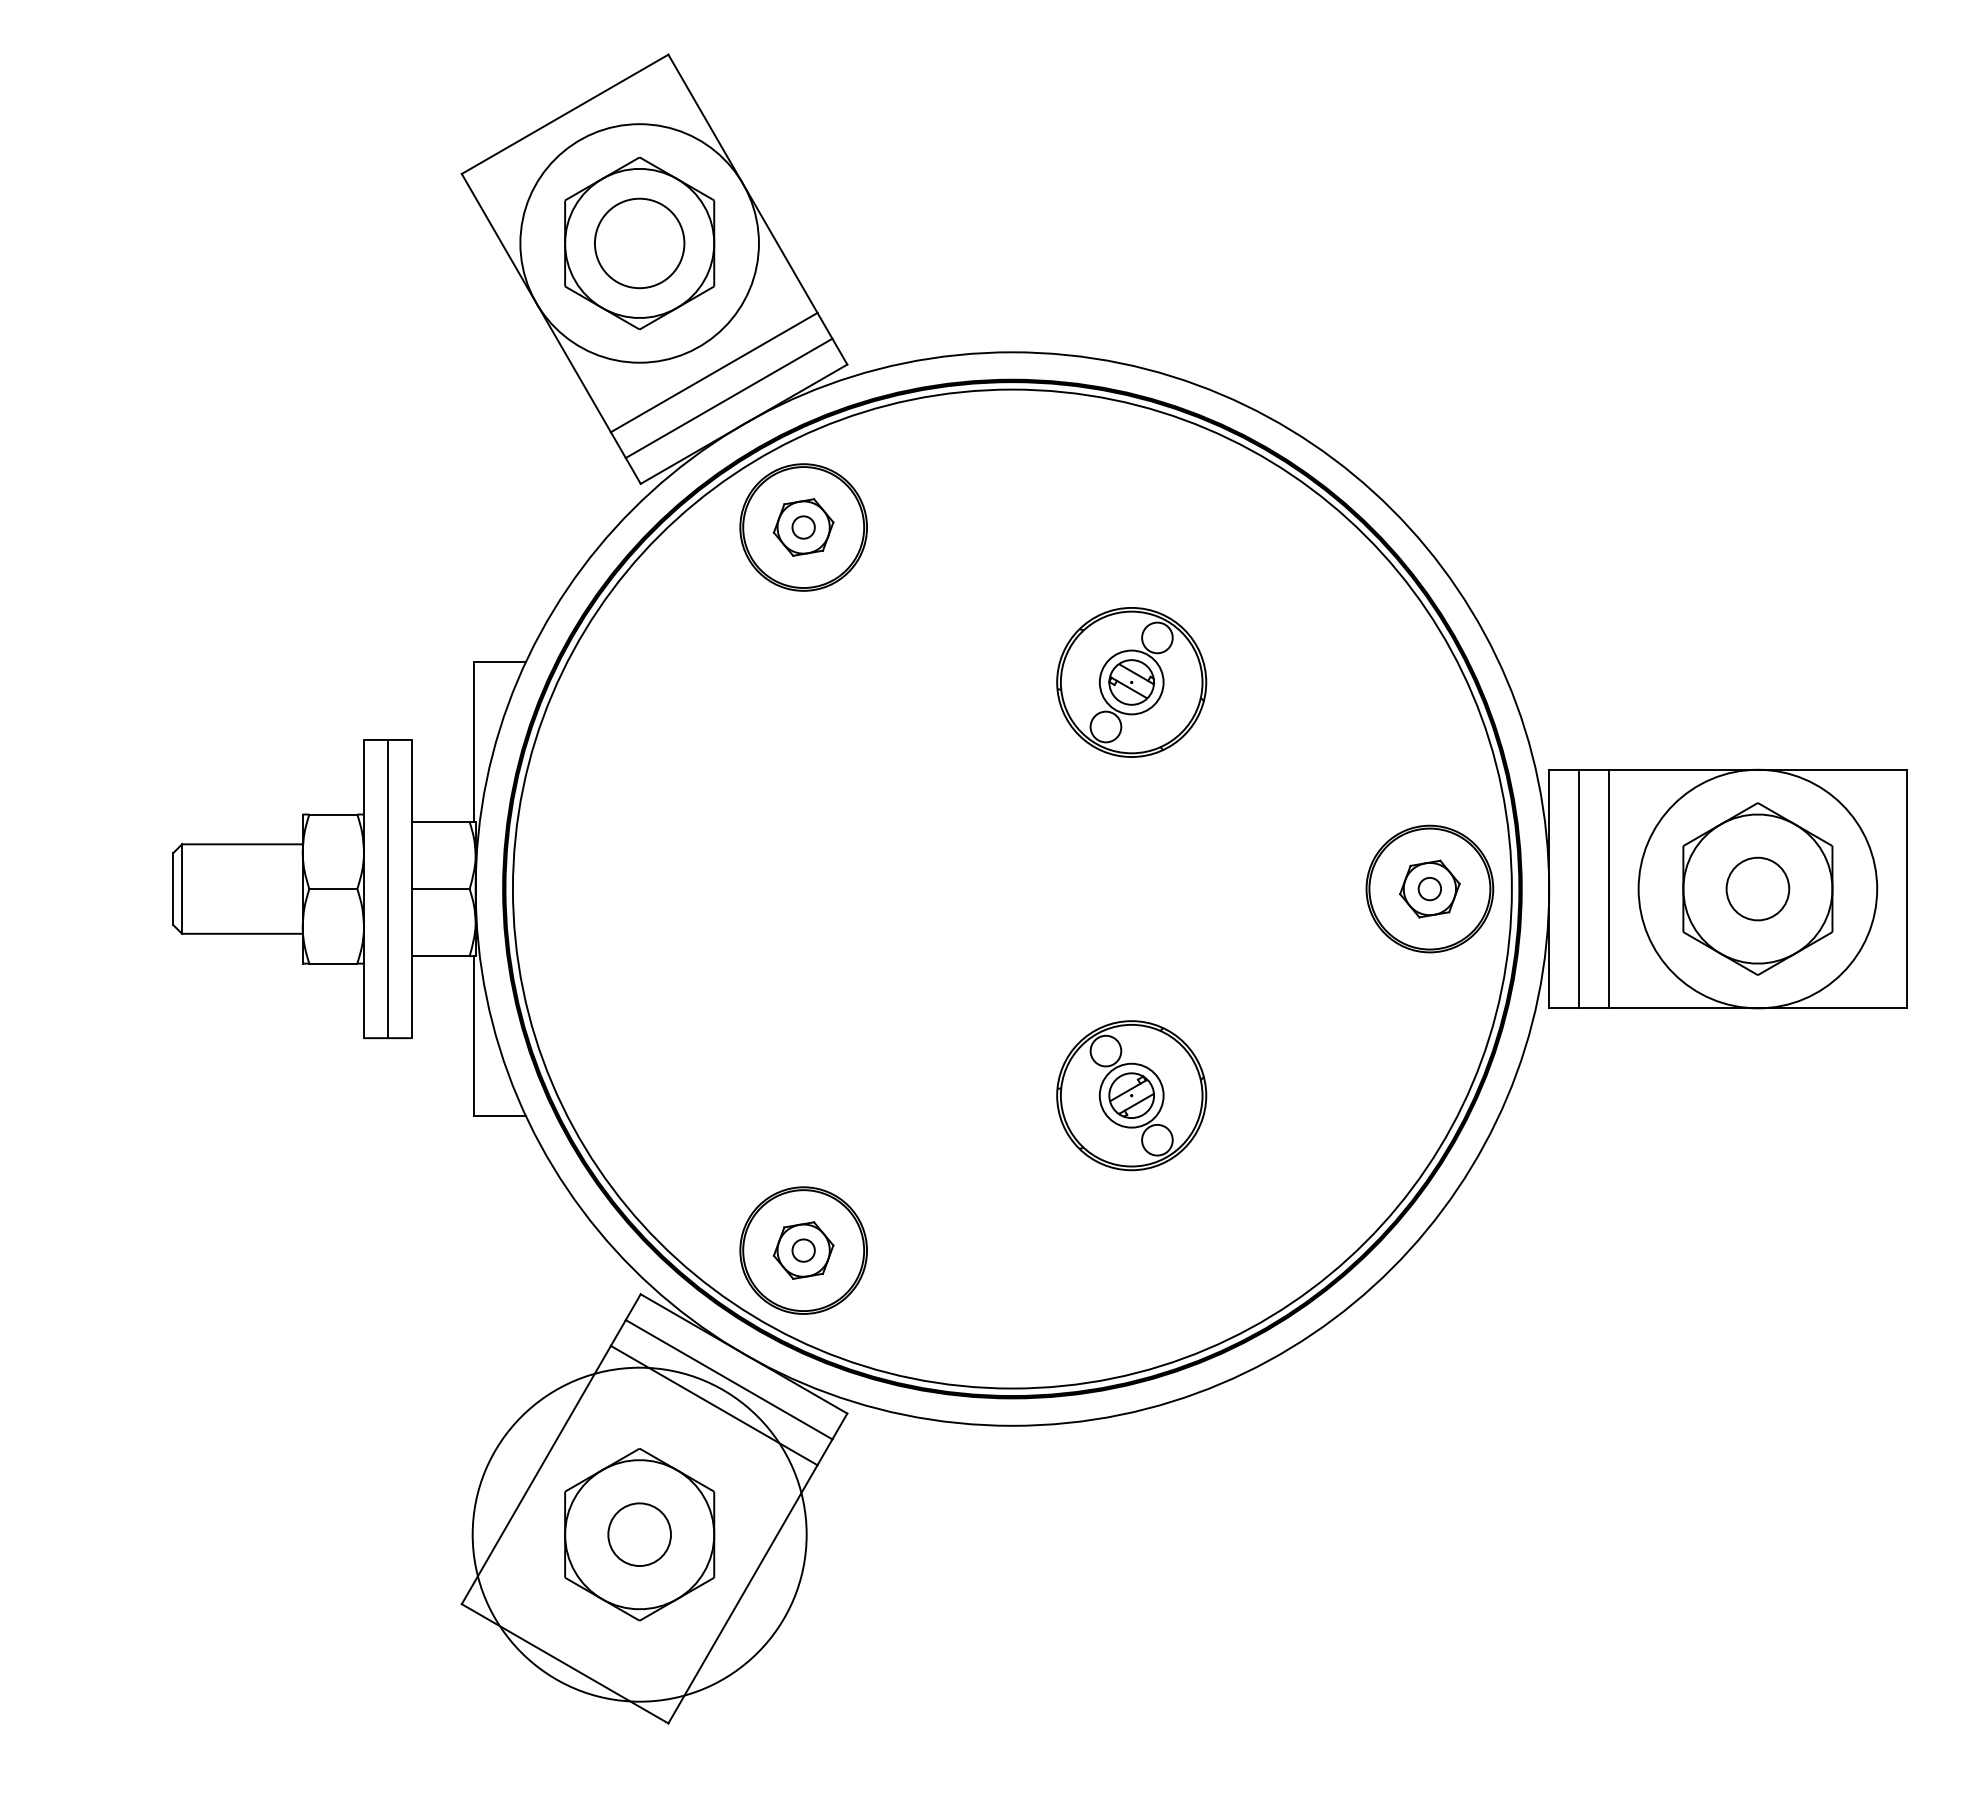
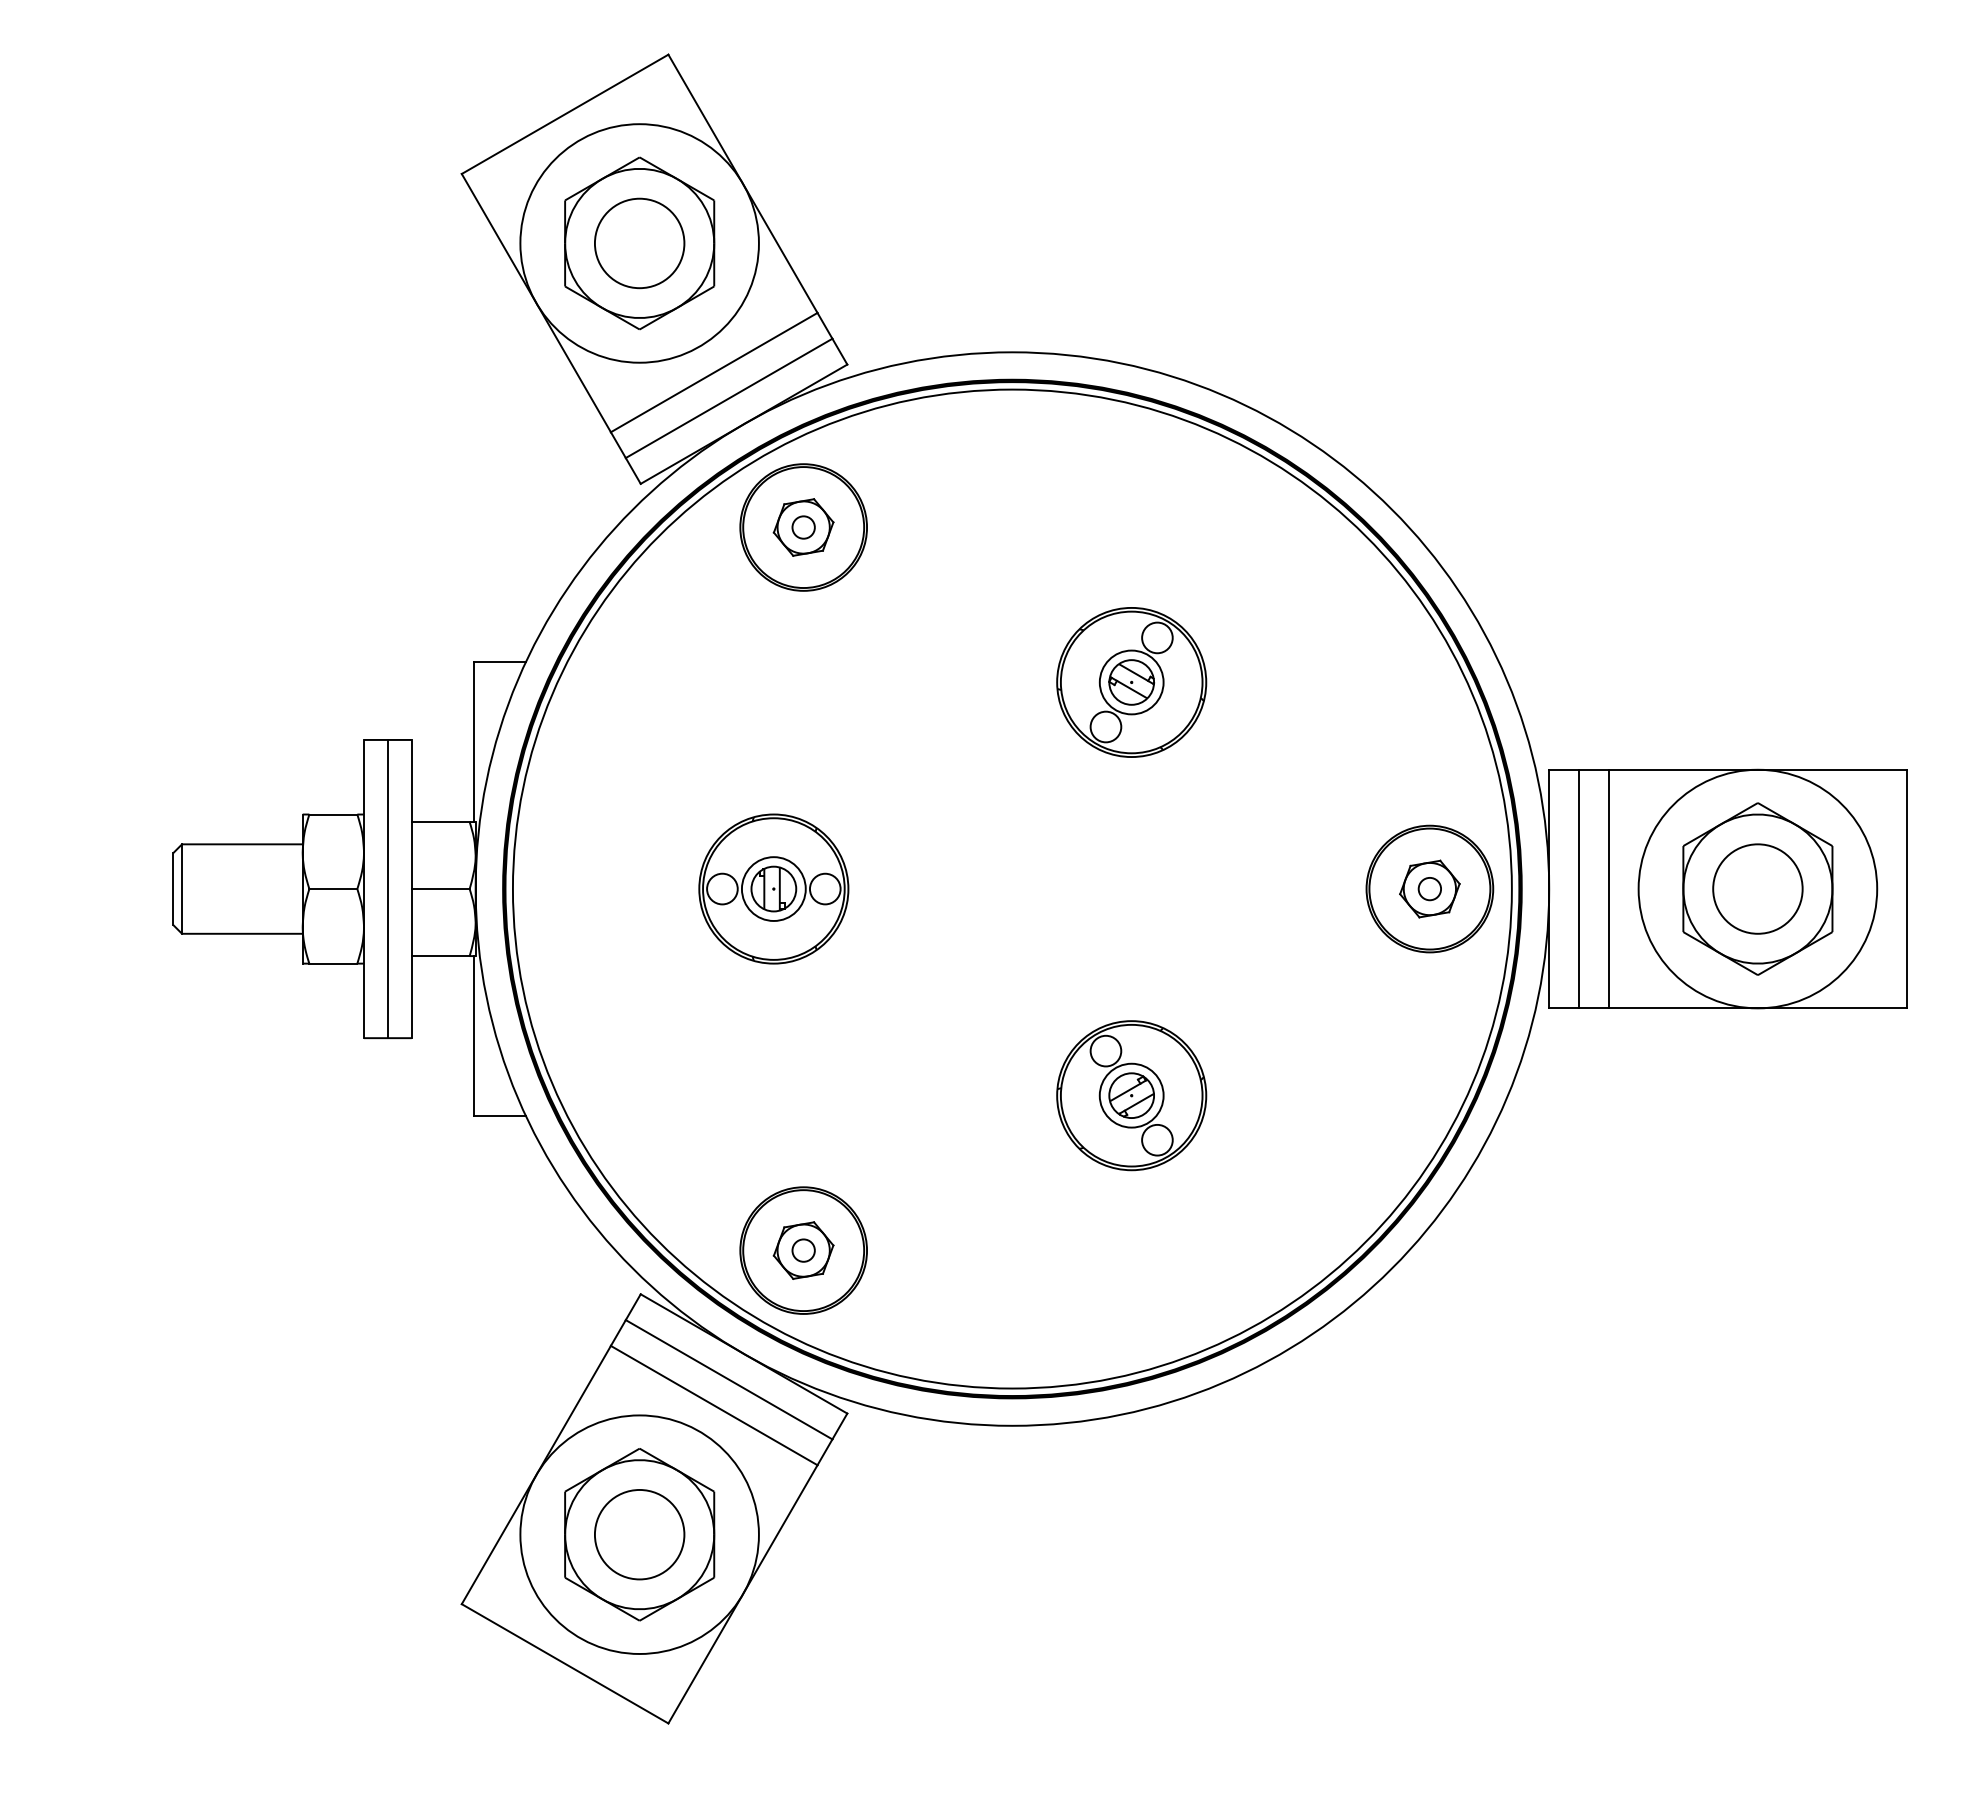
part: none -> present (773, 888)
circle diameter: 63 px -> 89 px (1757, 888)
circle diameter: 334 px -> 239 px (639, 1534)
circle diameter: 63 px -> 89 px (639, 1534)
